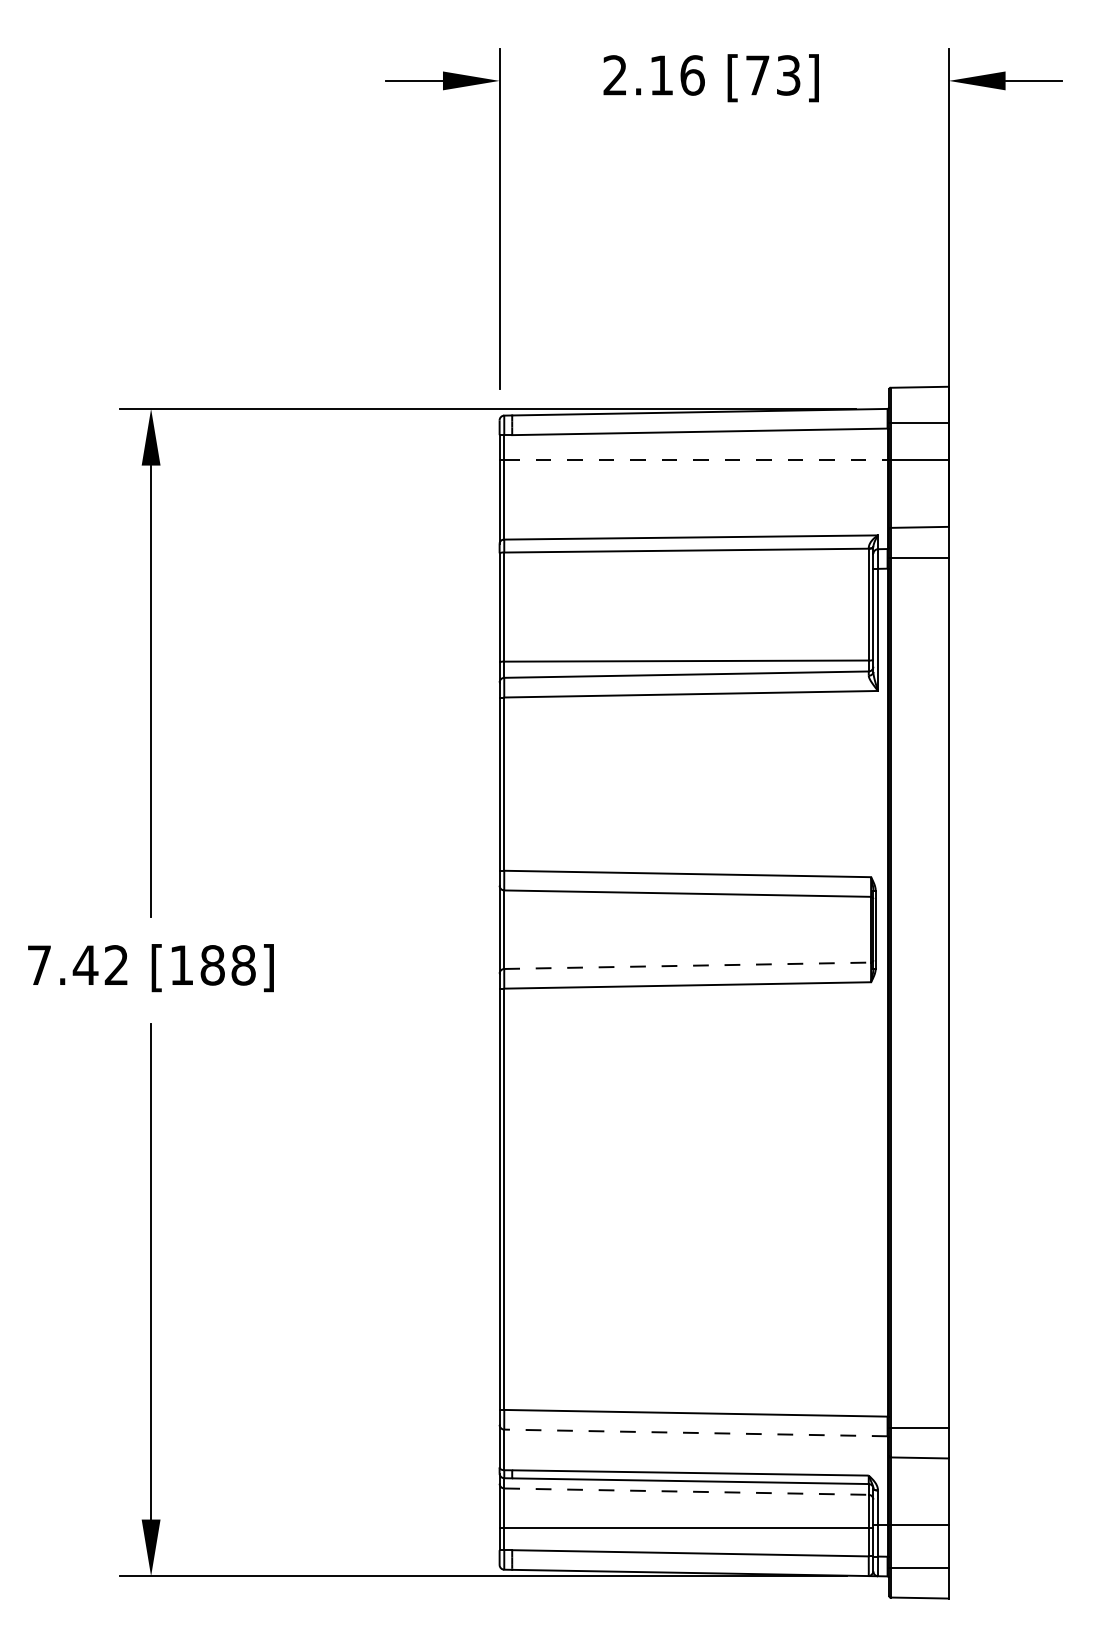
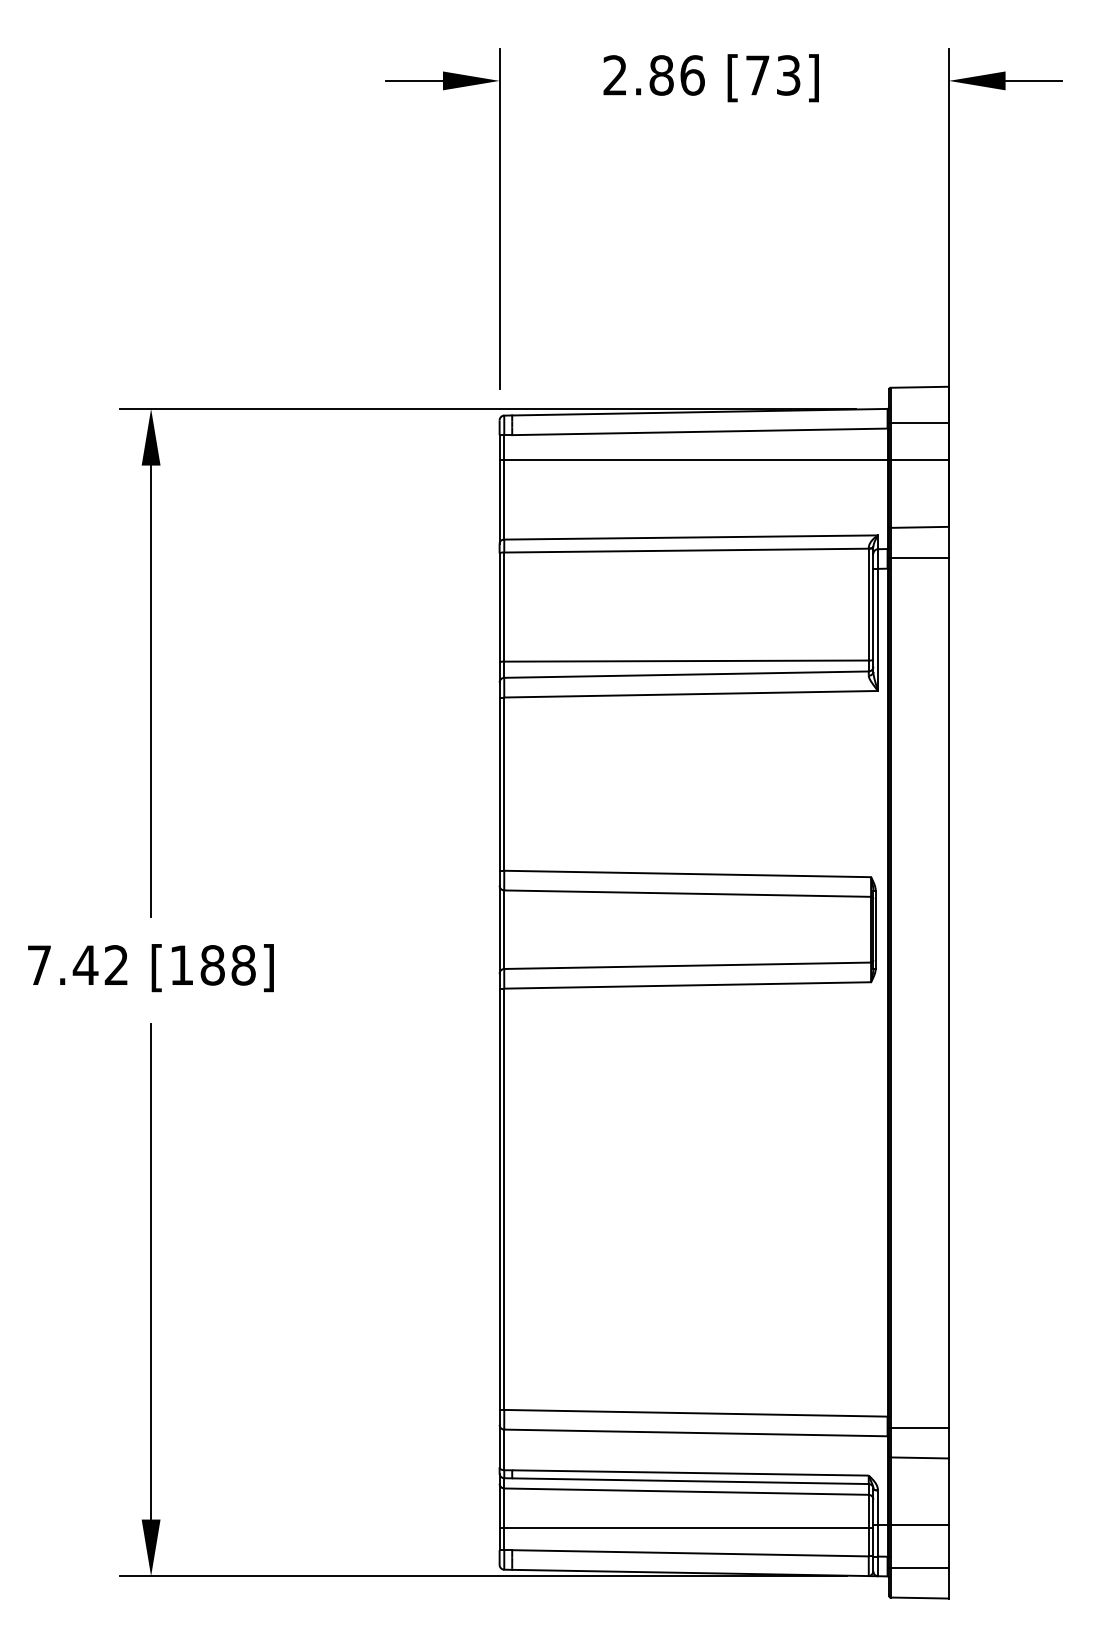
text: 2.16 -> 2.86 (661, 75)
line: dashed -> solid (695, 460)
line: dashed -> solid (688, 965)
line: dashed -> solid (695, 1432)
line: dashed -> solid (687, 1491)
